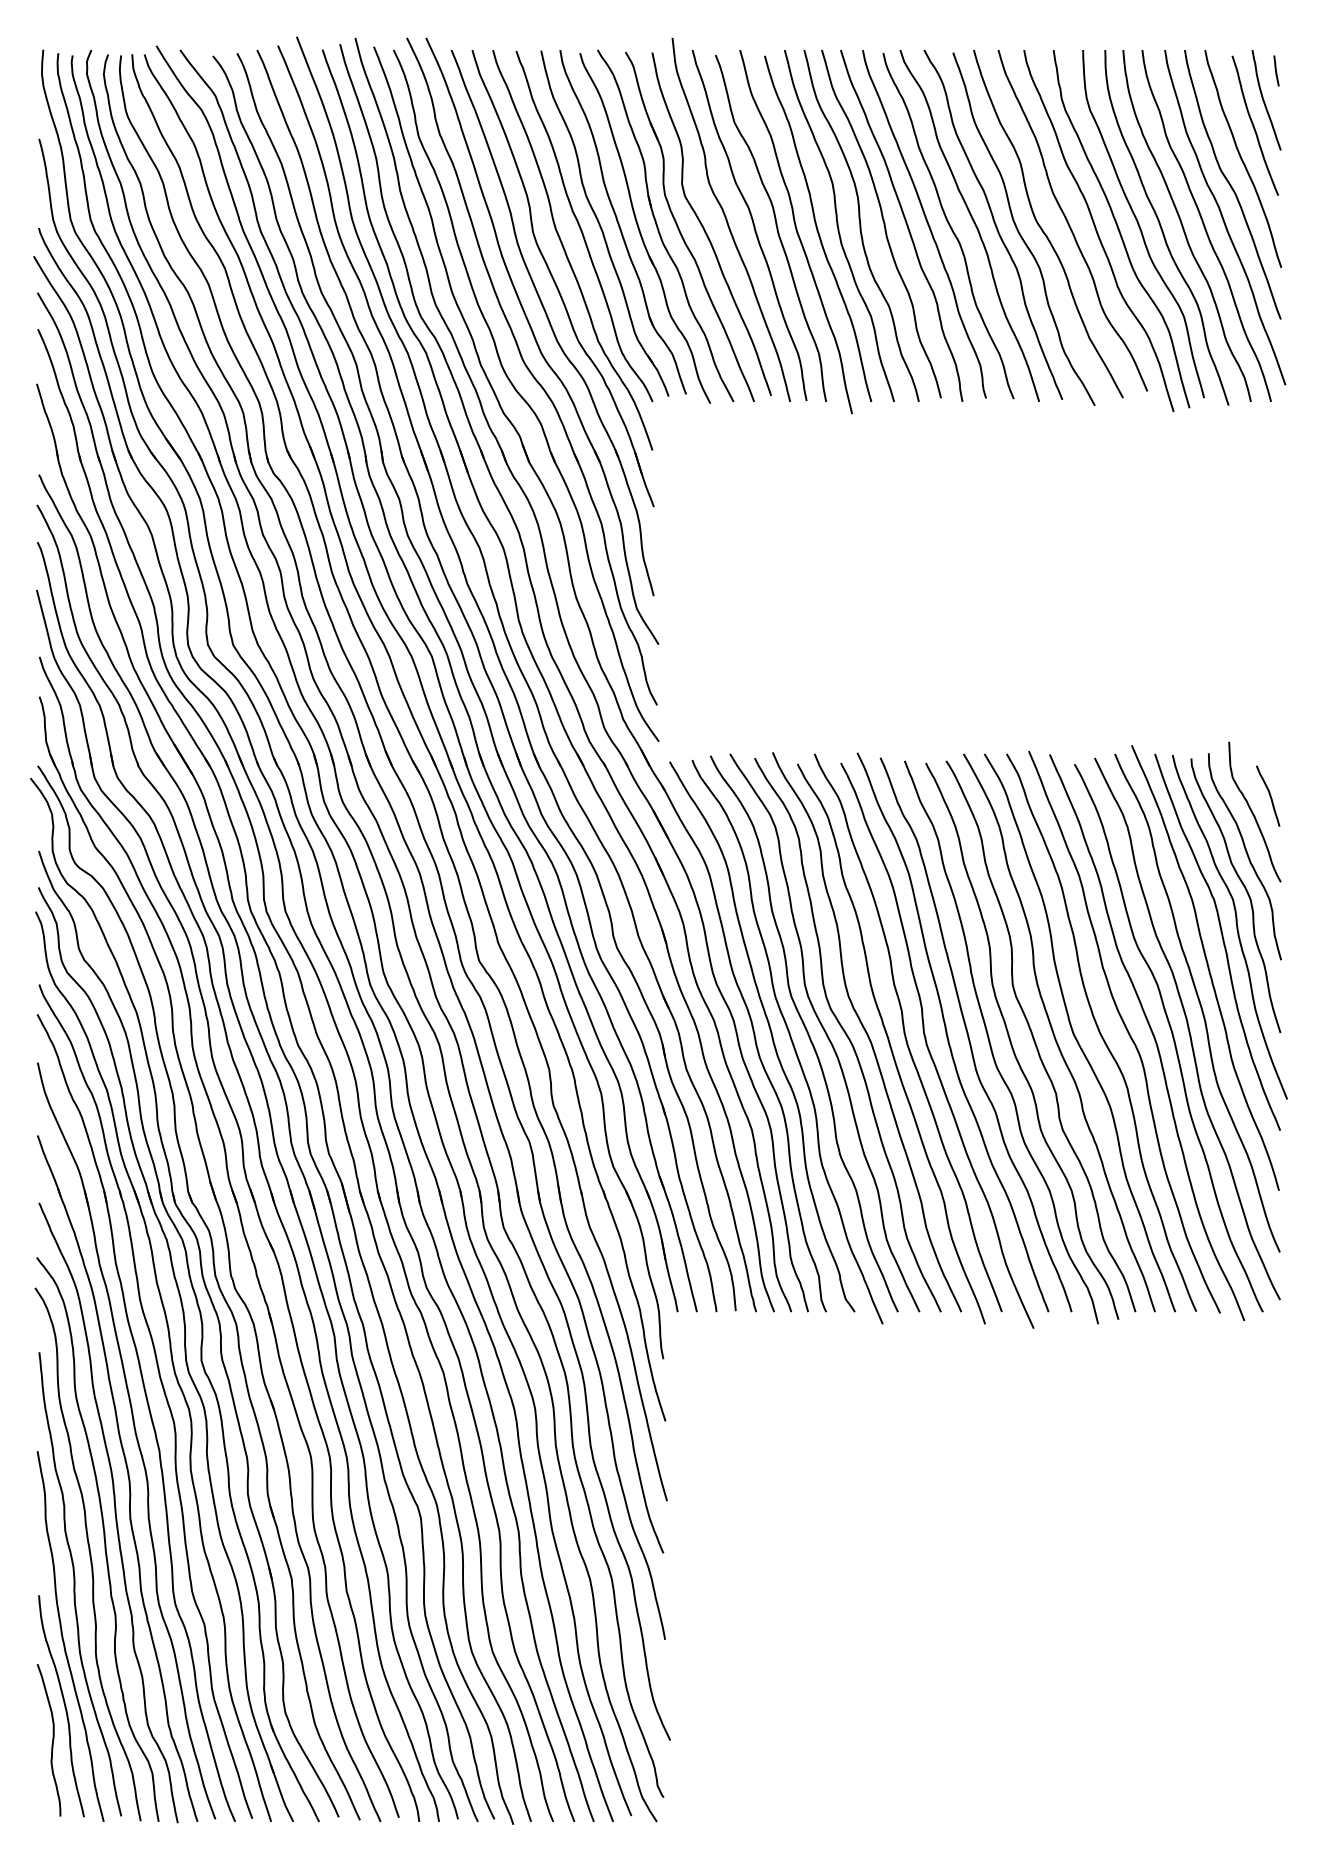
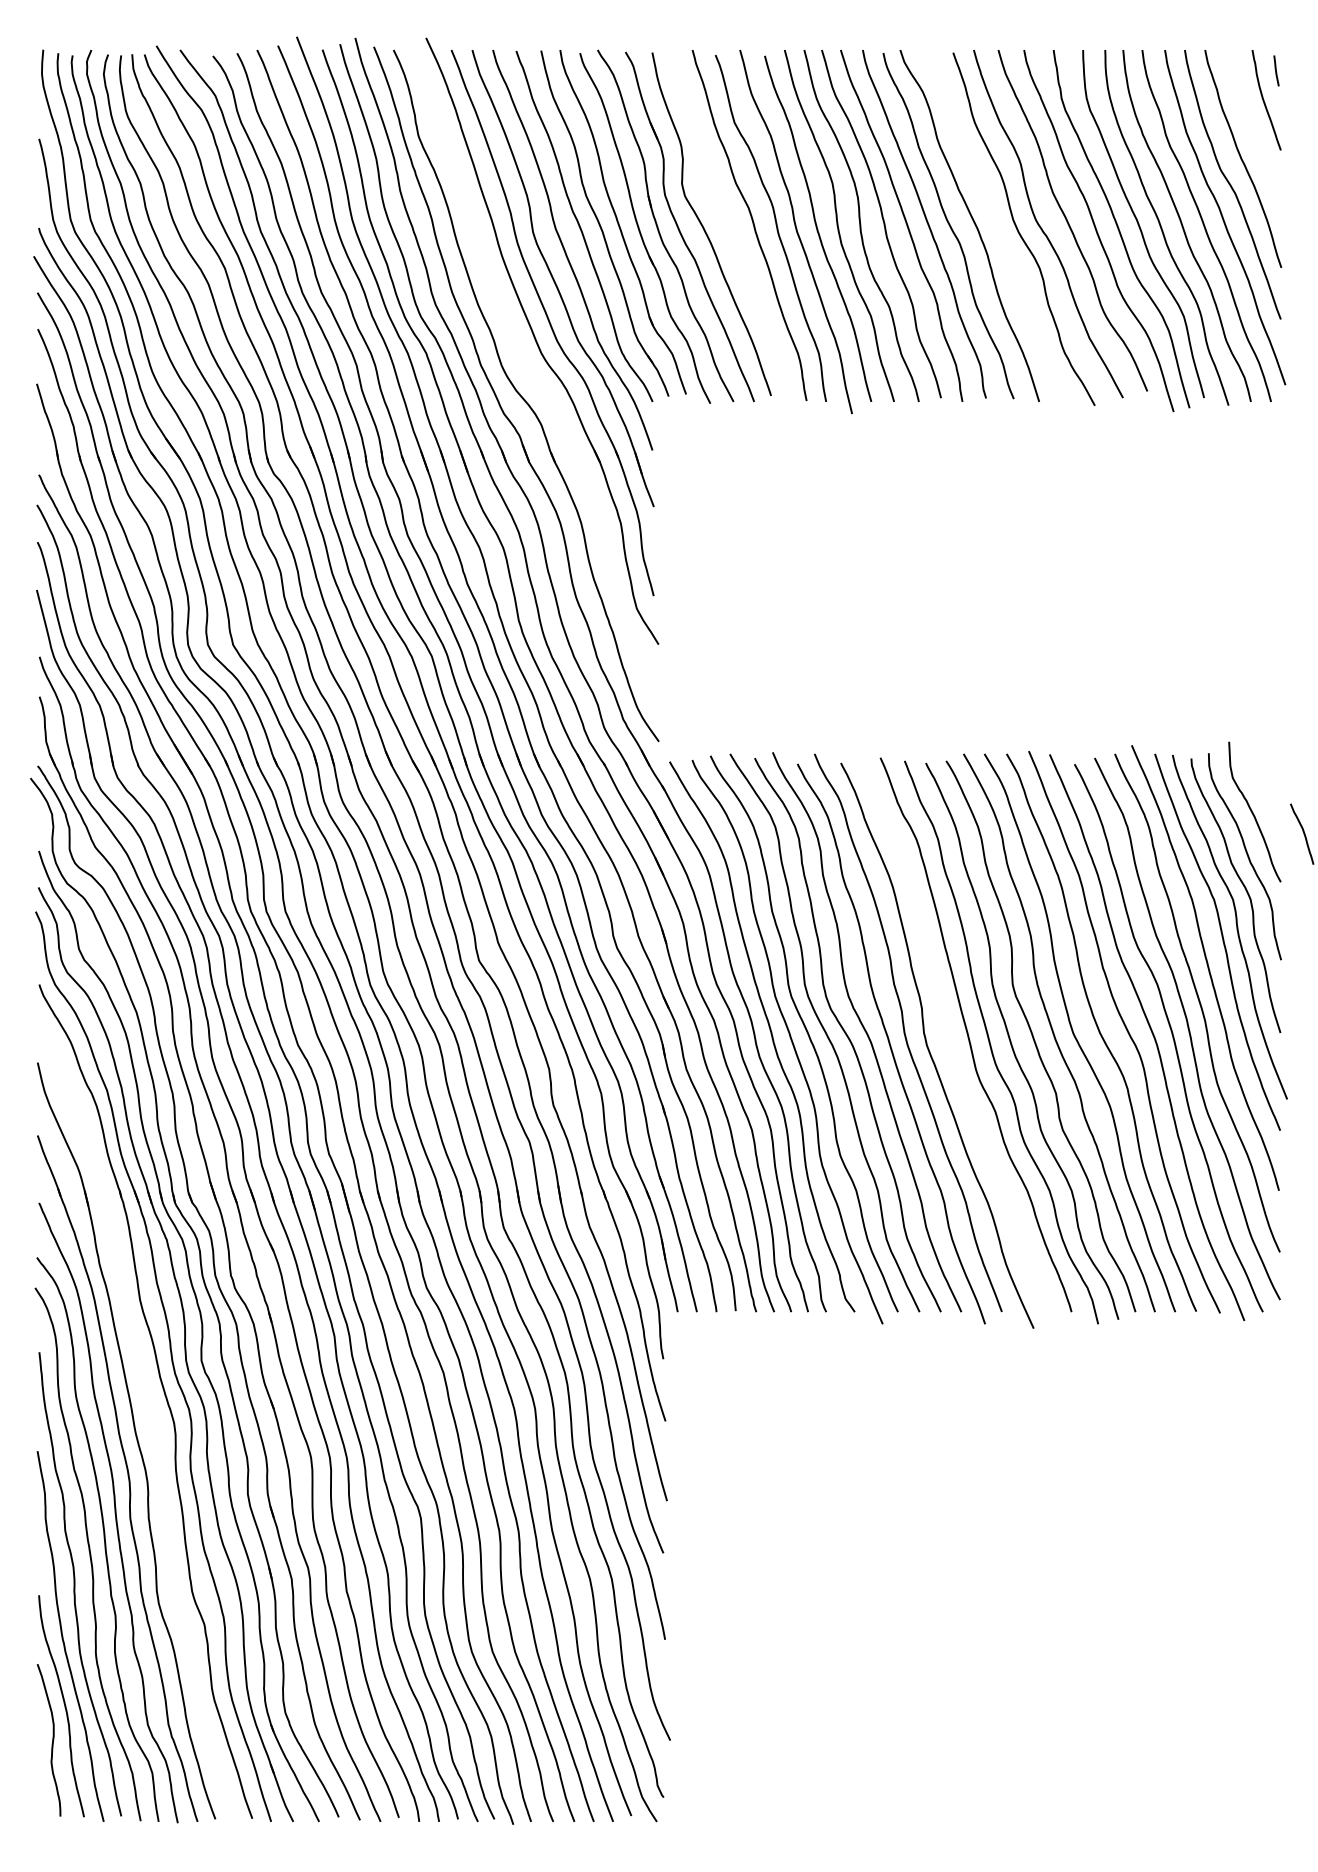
curve: present -> none (1254, 125)
curve: present -> none (727, 219)
curve: present -> none (994, 224)
part: present -> none (531, 371)
curve position: (1269, 795) -> (1303, 833) (1303, 833)
curve: present -> none (947, 1032)
part: present -> none (149, 1415)
